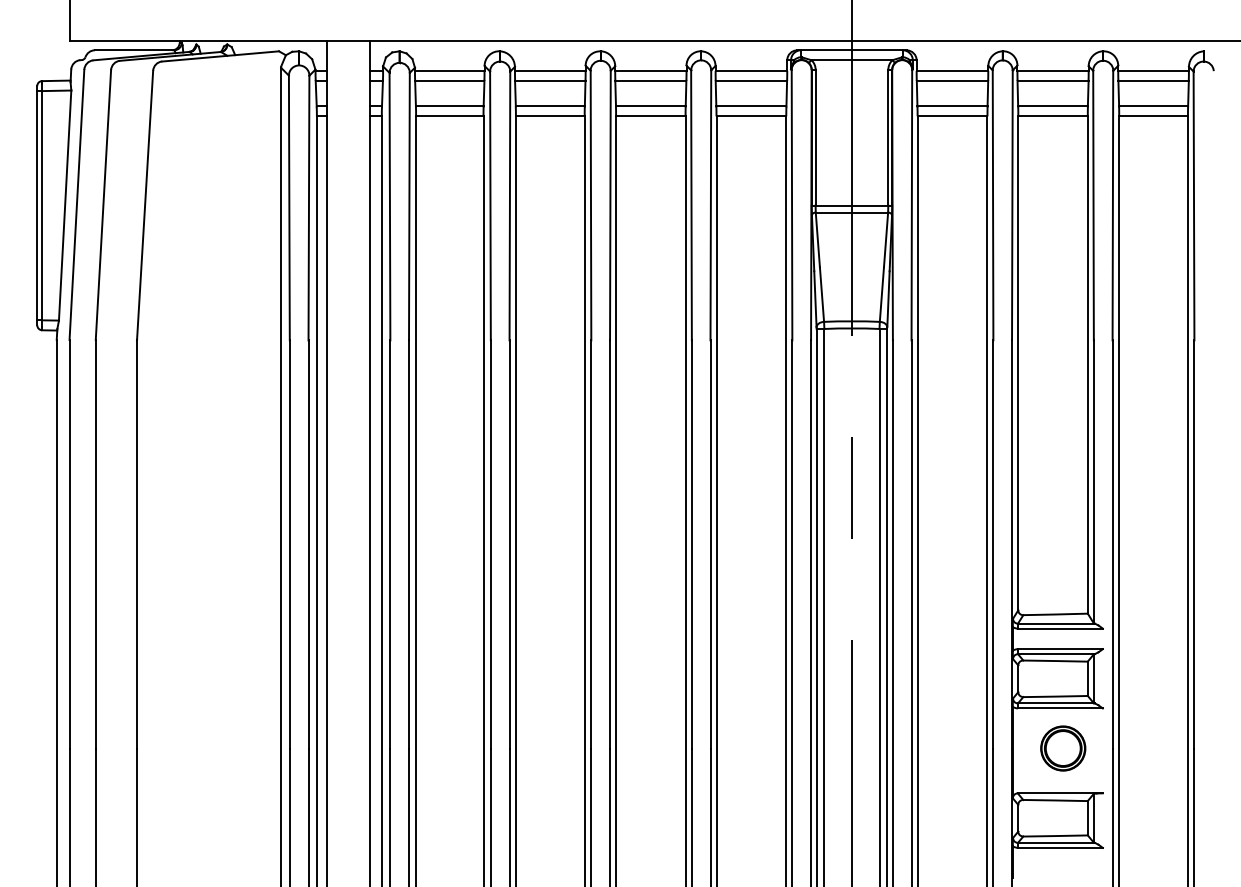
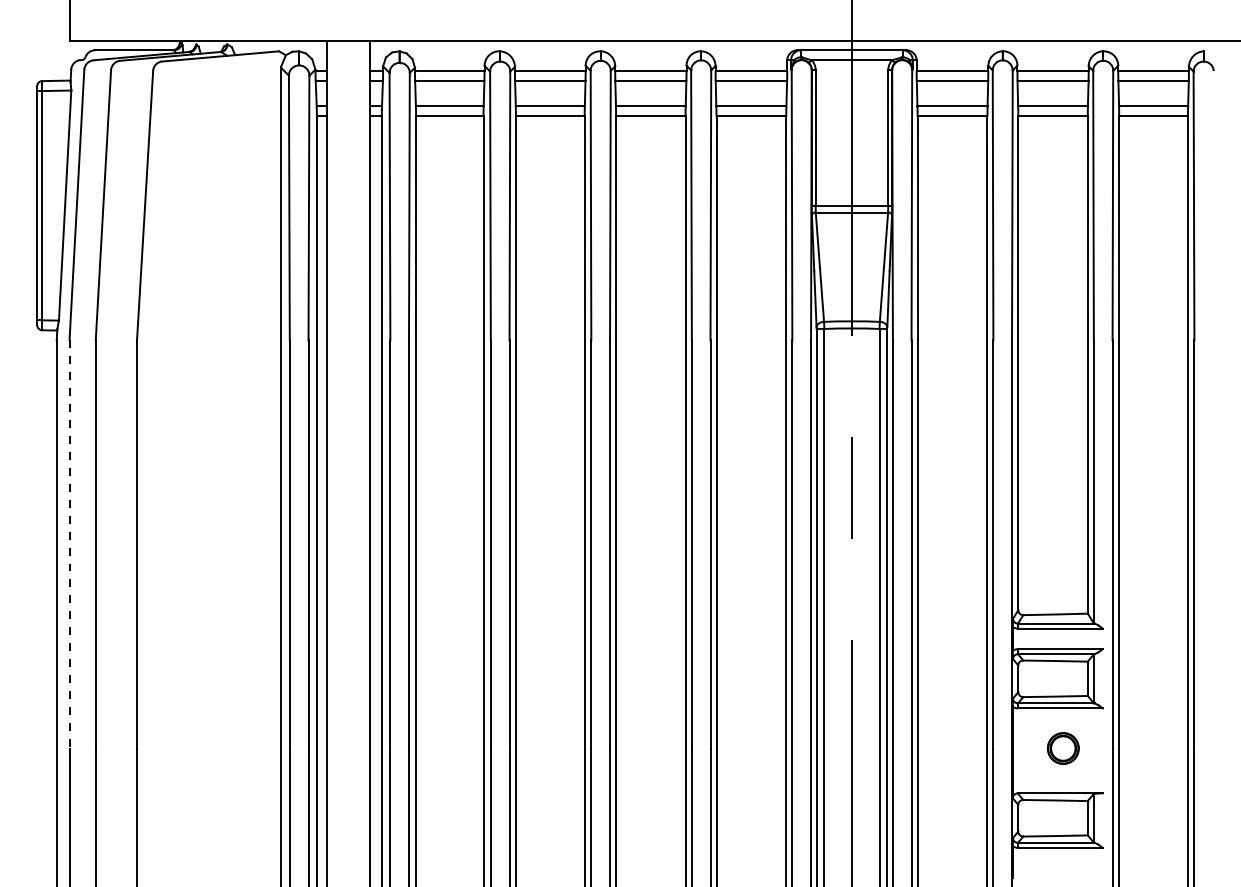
line: solid -> dashed (69, 544)
part size: 47x47 px -> 33x33 px (1063, 748)
